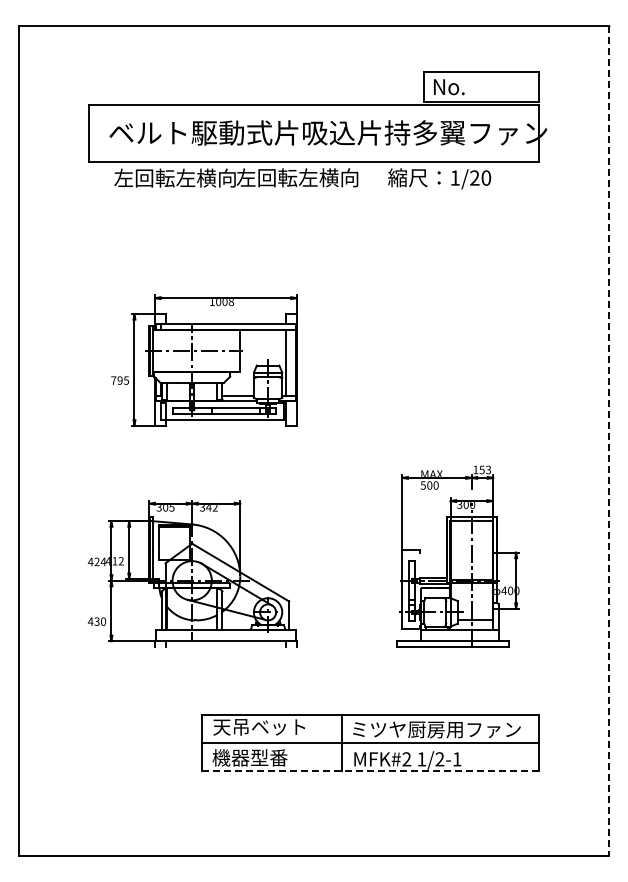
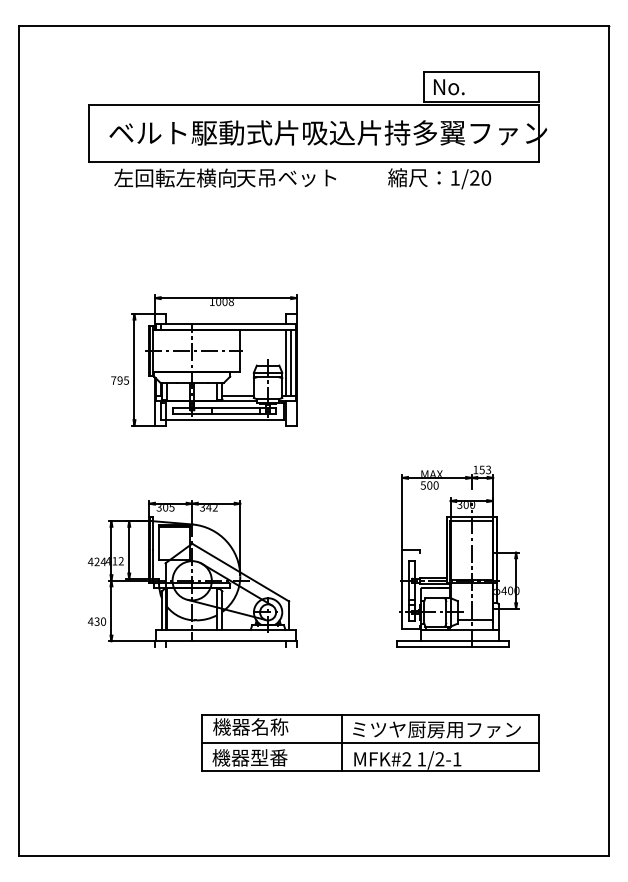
text: 左回転左横向 -> 天吊ベット (297, 177)
line: none -> present (290, 362)
line: dashed -> solid (609, 441)
text: 天吊ベット -> 機器名称 (259, 726)
line: dashed -> solid (370, 771)
